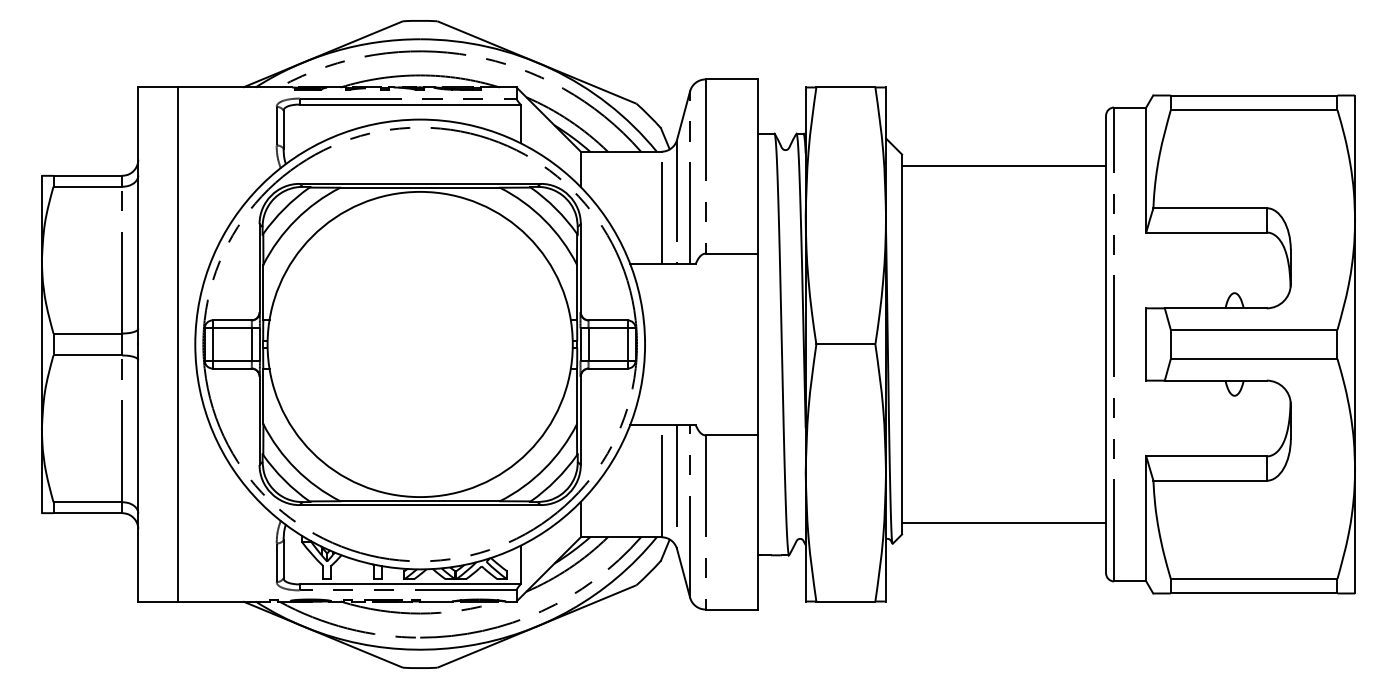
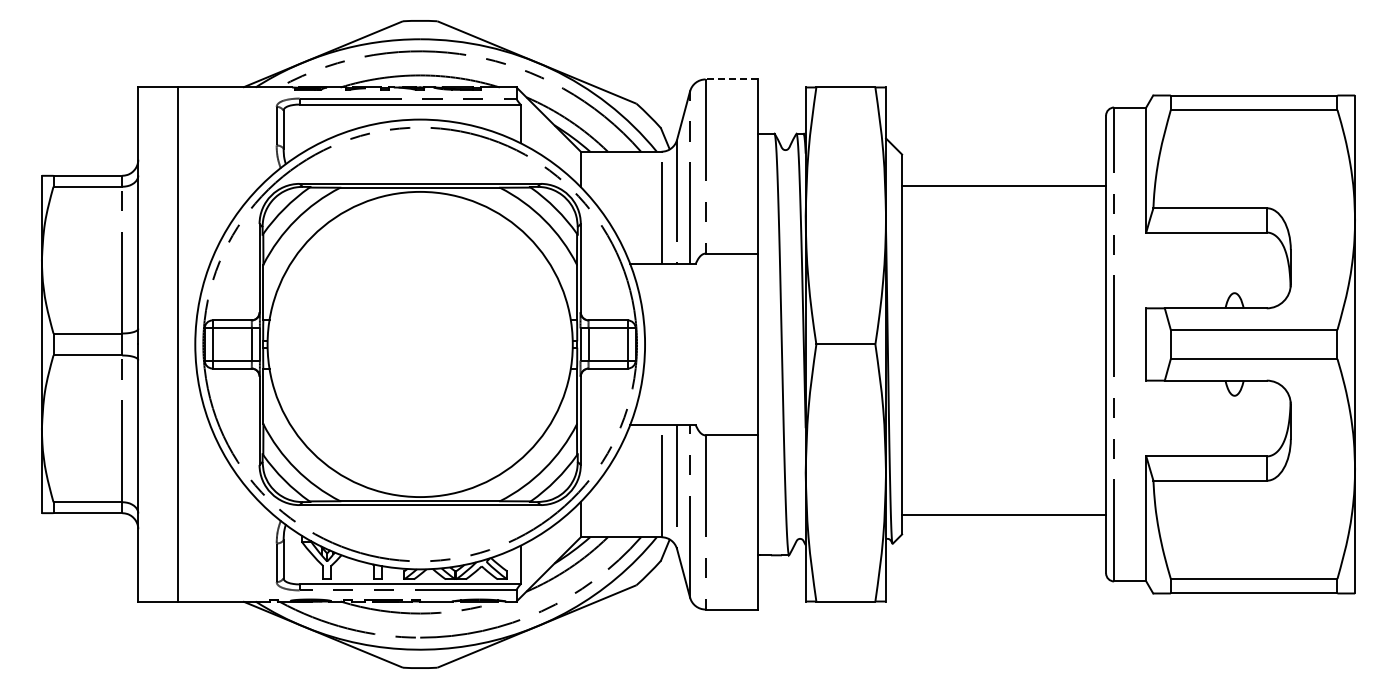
line: solid -> dashed (731, 79)
line position: (1004, 166) -> (1004, 186) (1004, 186)
line position: (1004, 522) -> (1004, 514) (1004, 514)
